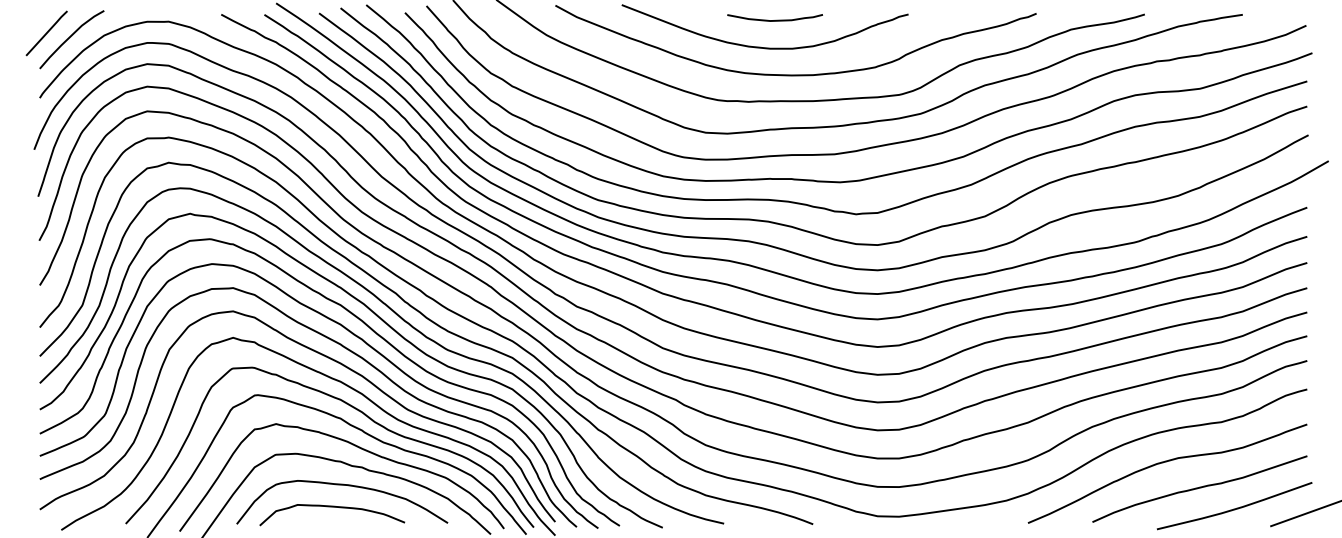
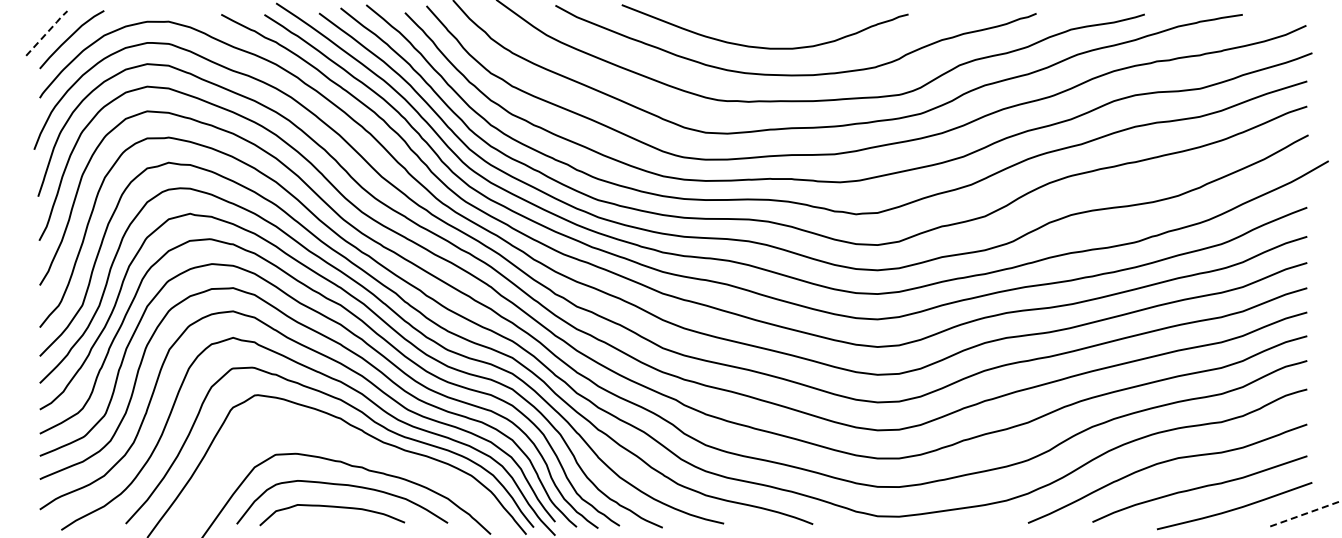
curve: present -> none (775, 19)
line: solid -> dashed (47, 32)
curve: present -> none (356, 447)
line: solid -> dashed (1306, 513)
